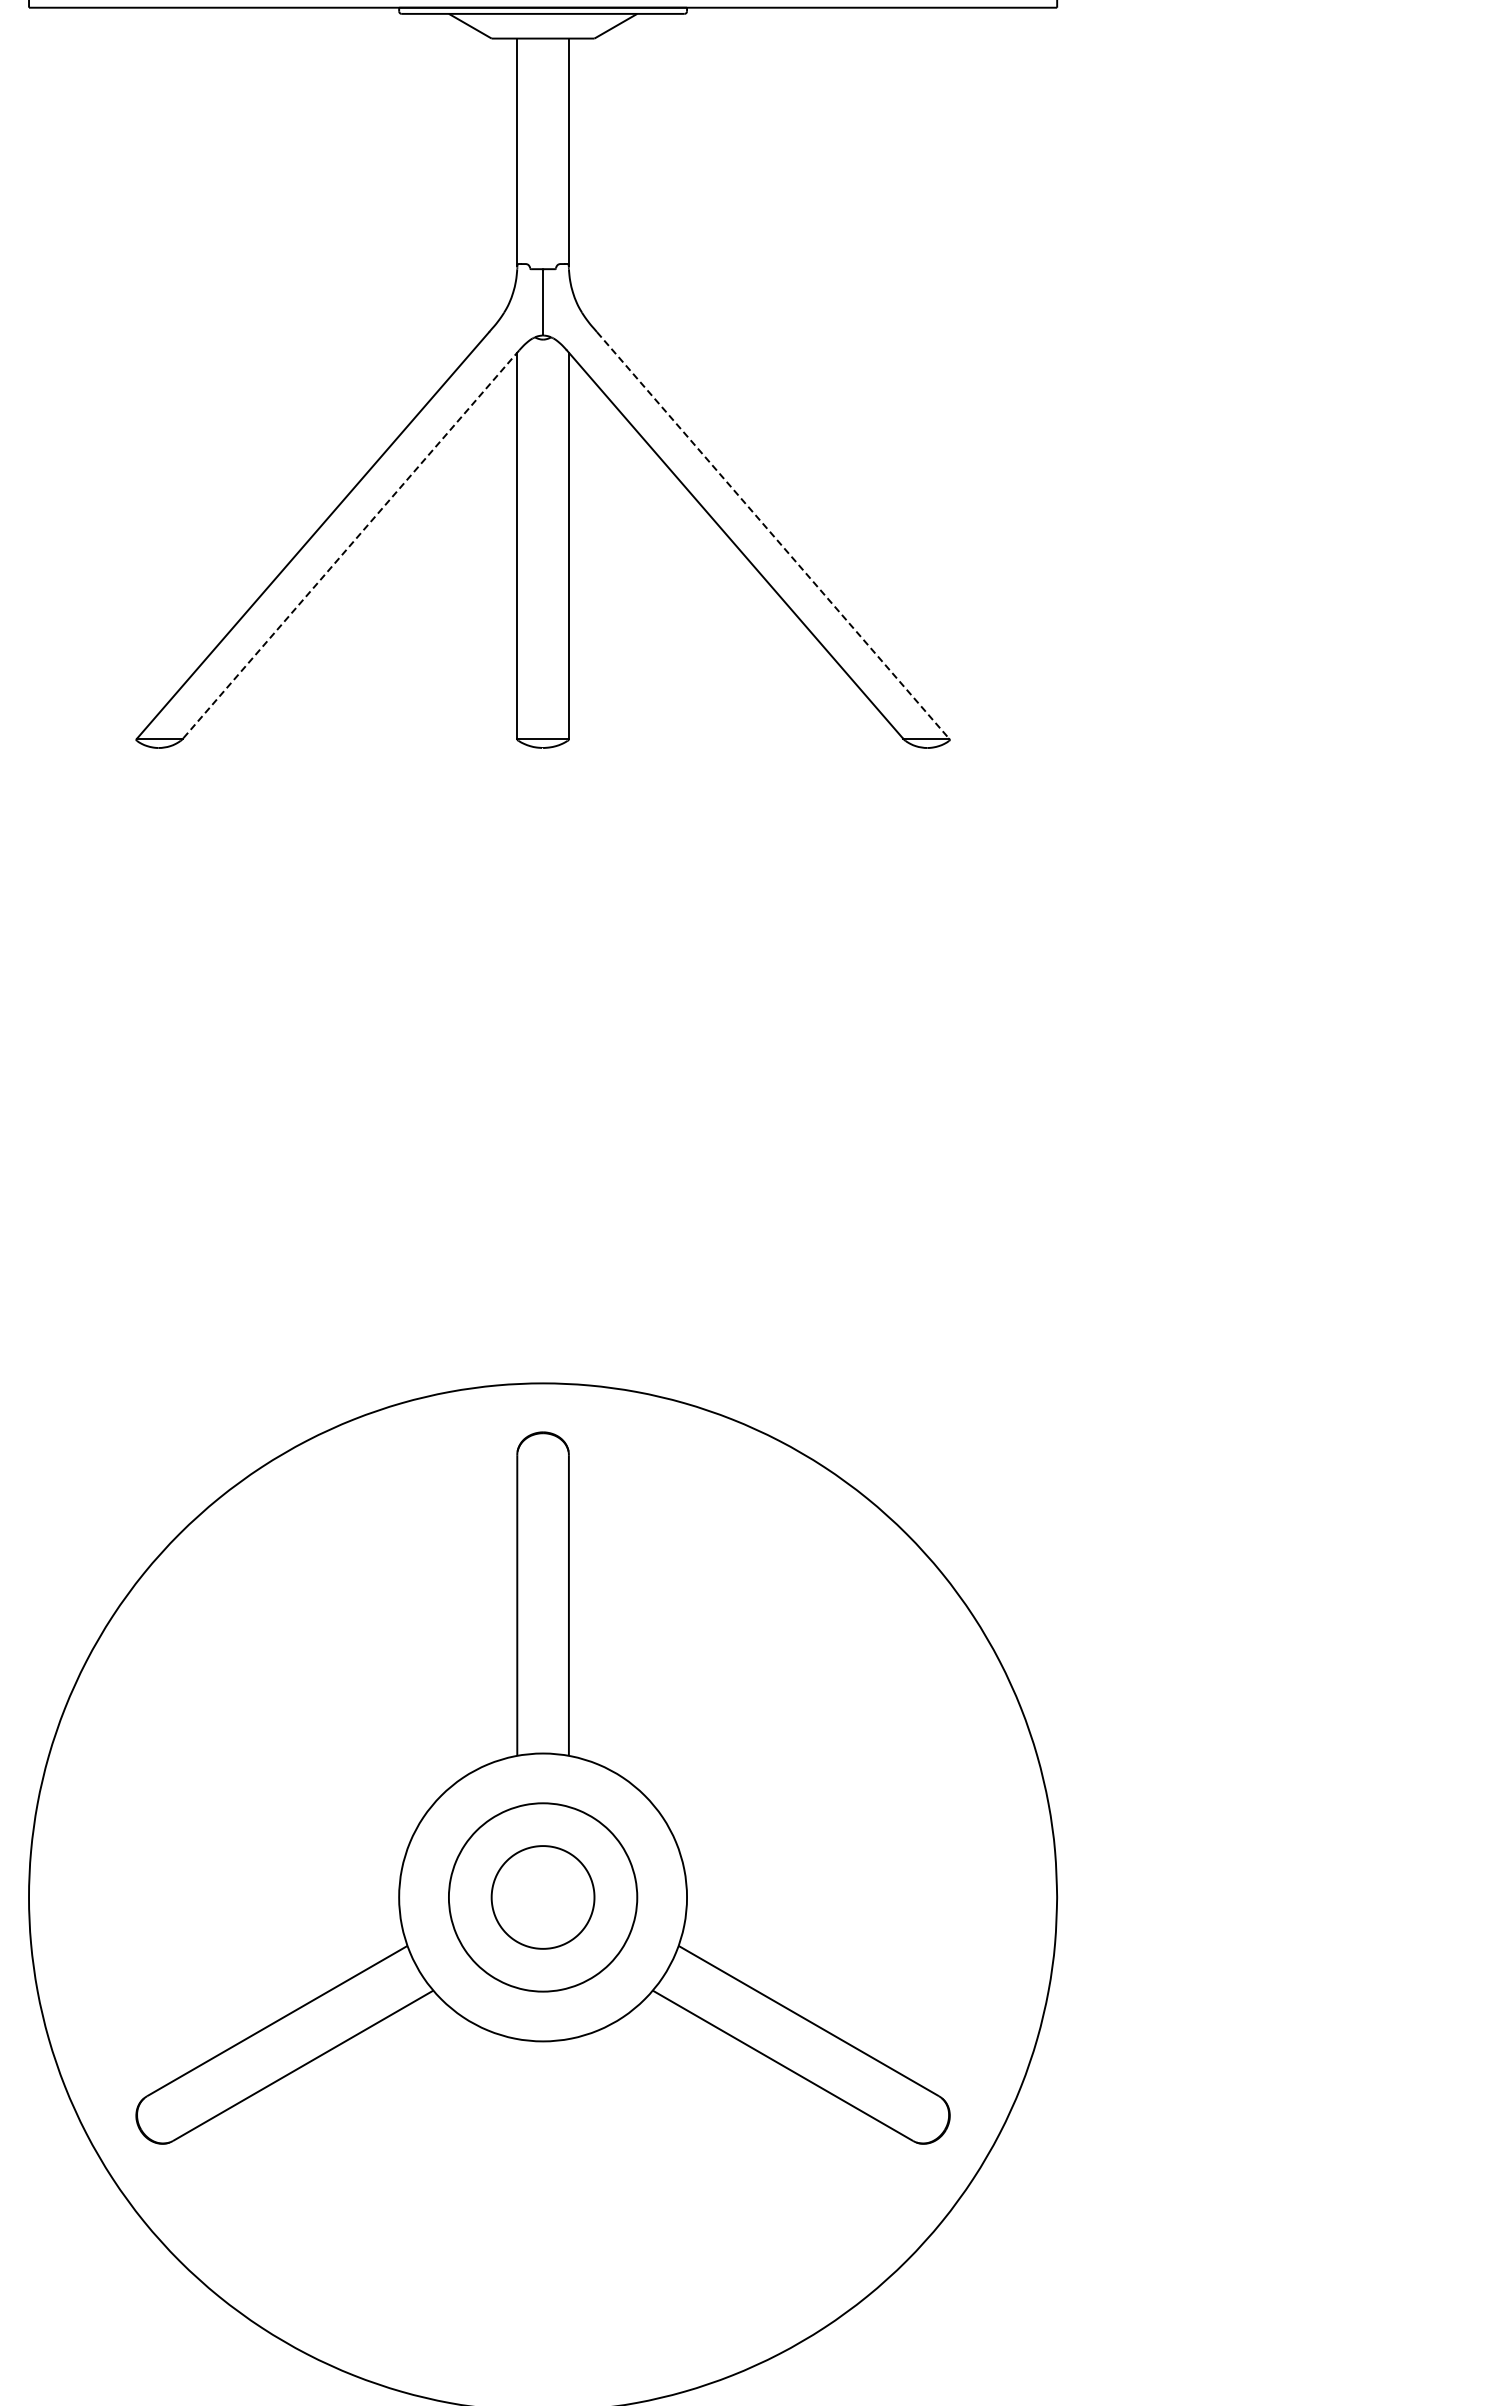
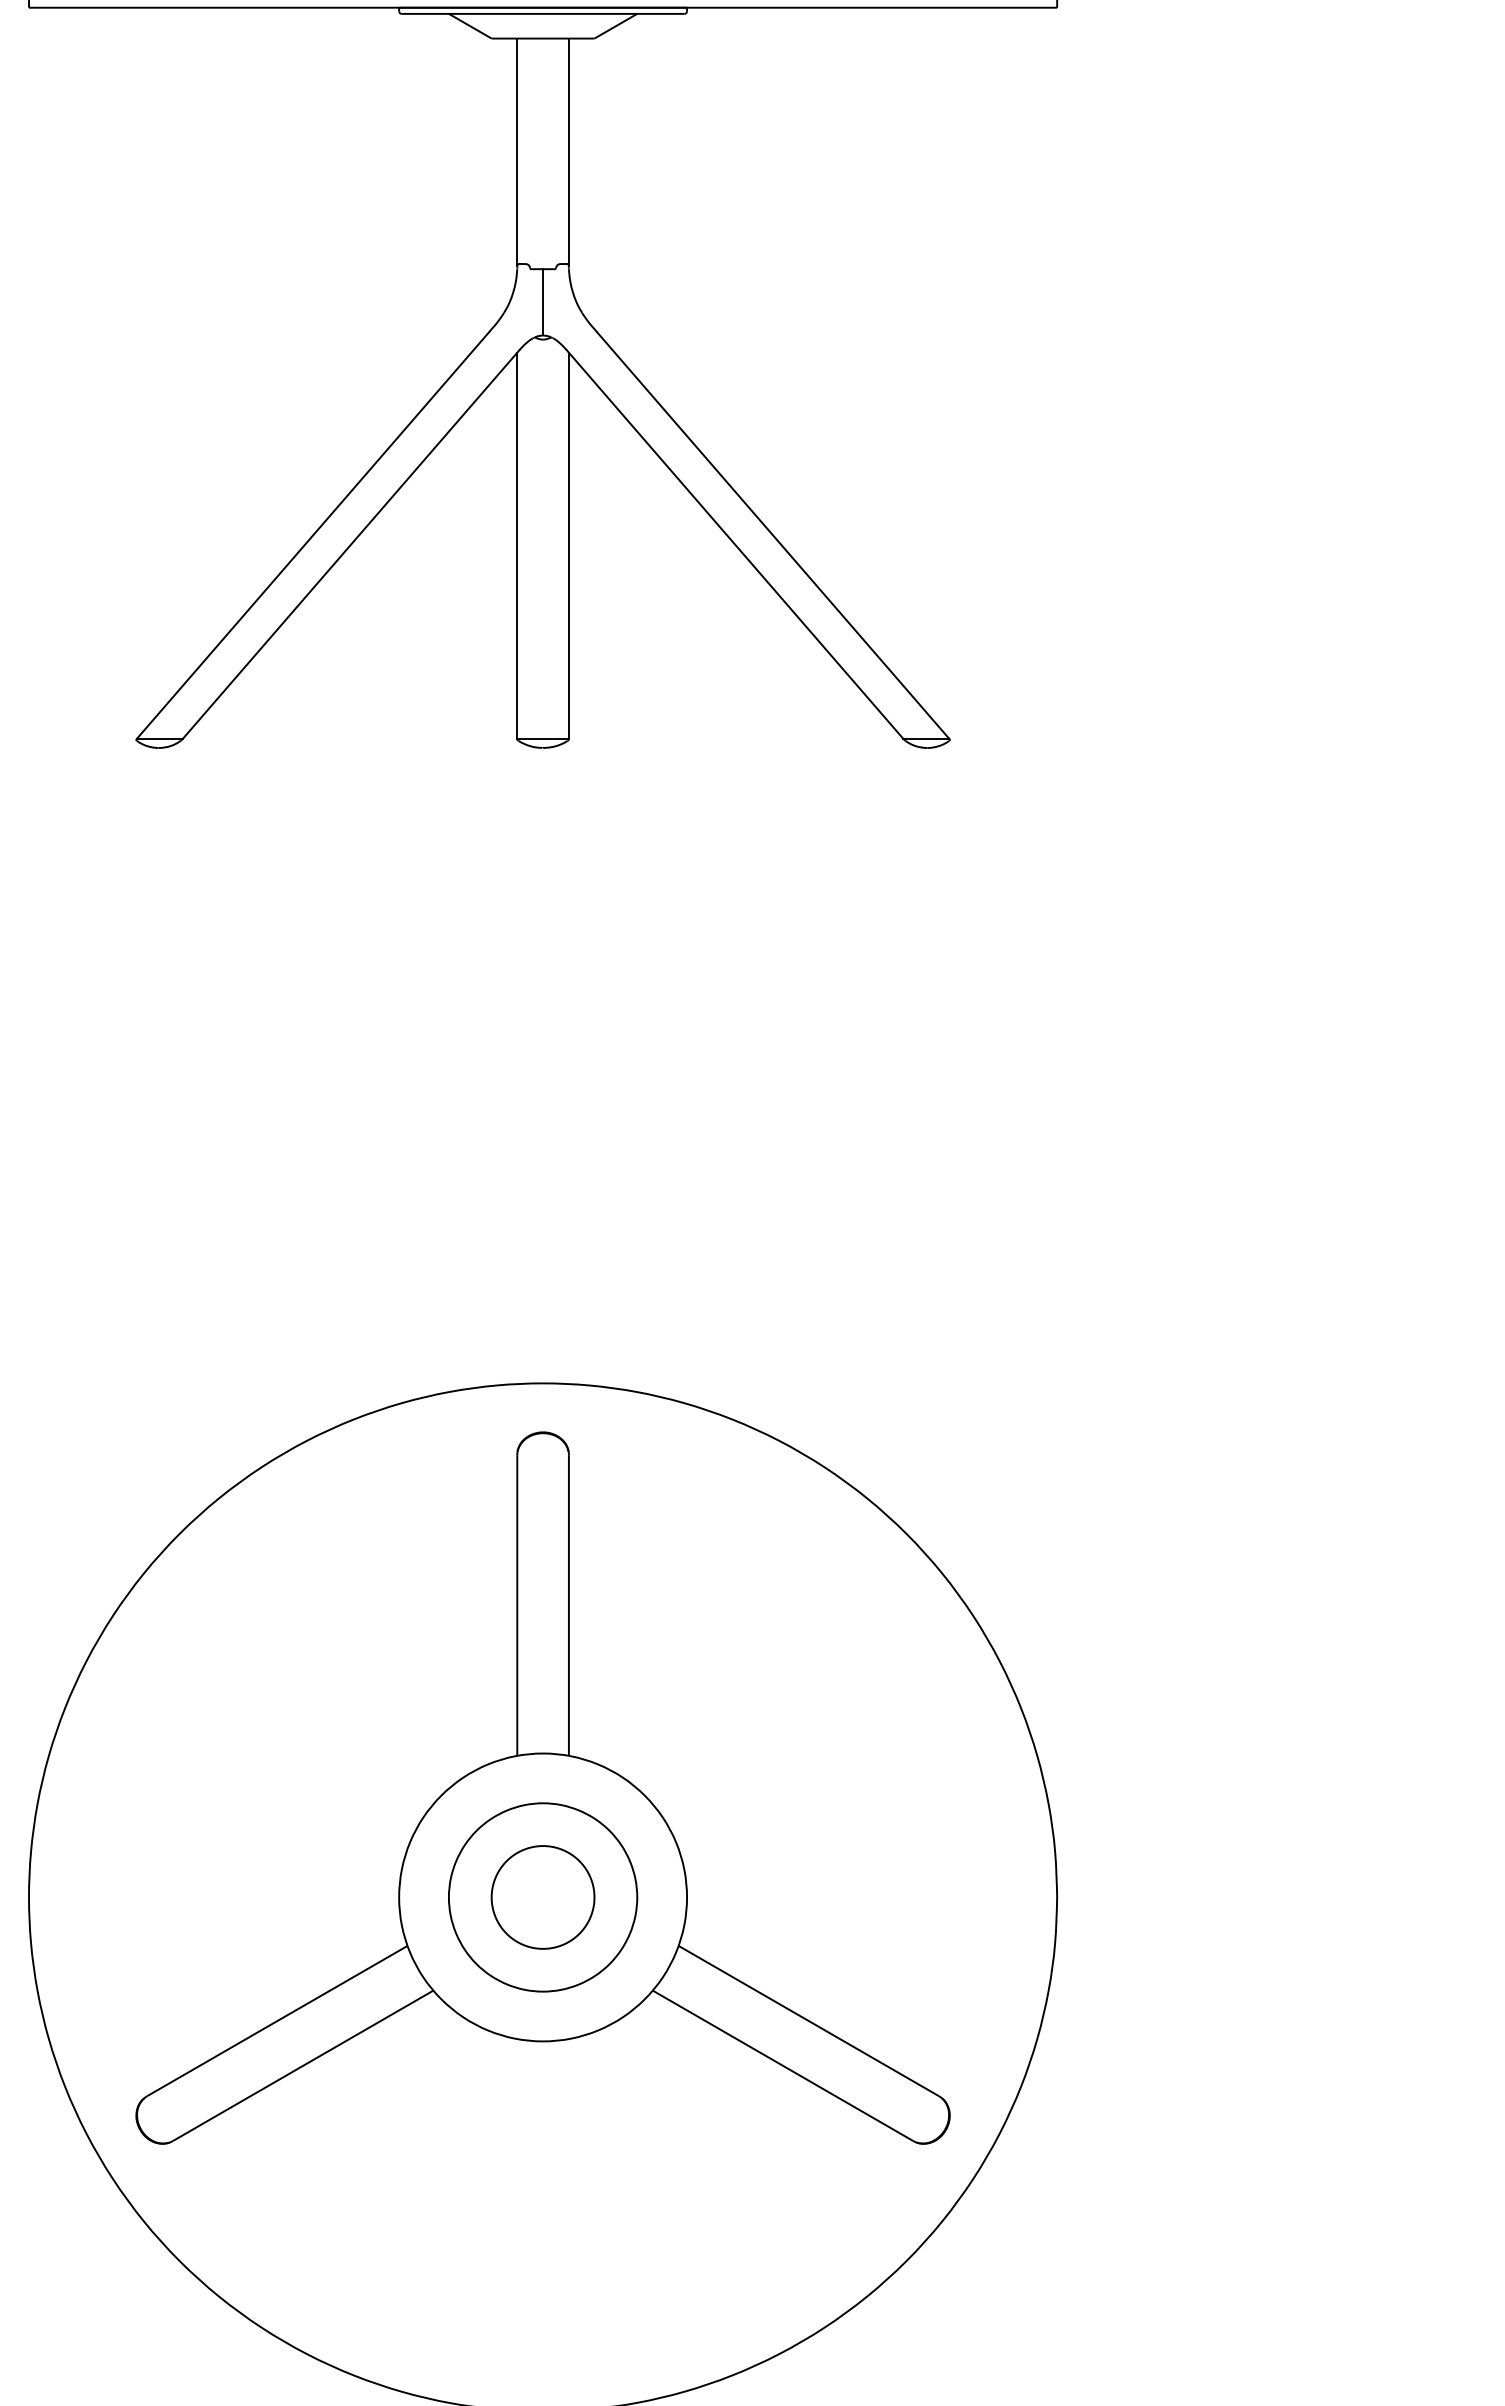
line: dashed -> solid (773, 535)
line: dashed -> solid (351, 544)
